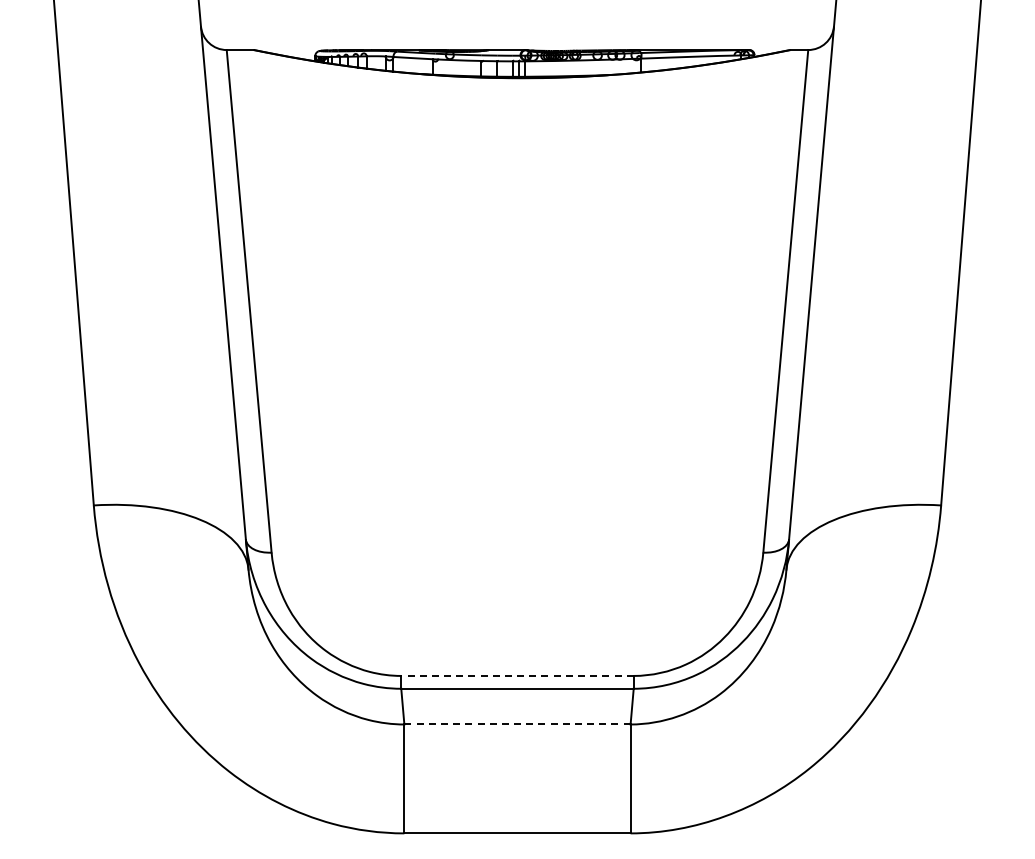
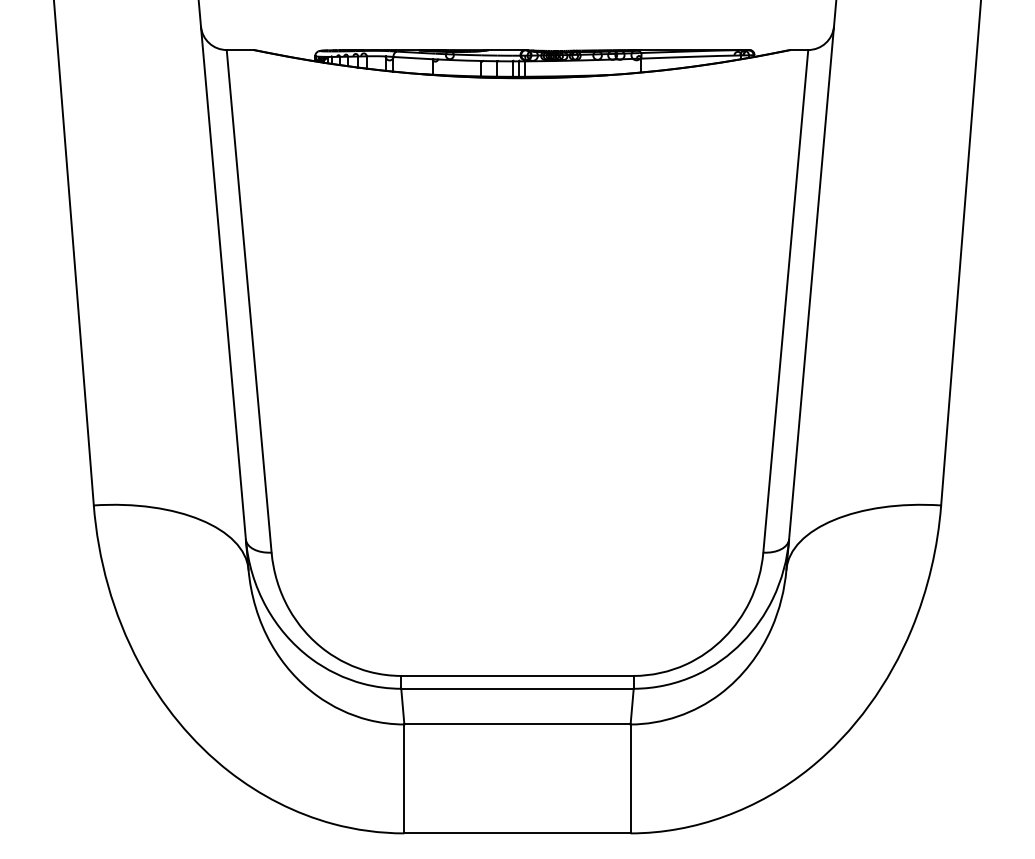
line: dashed -> solid (517, 675)
line: dashed -> solid (517, 724)
